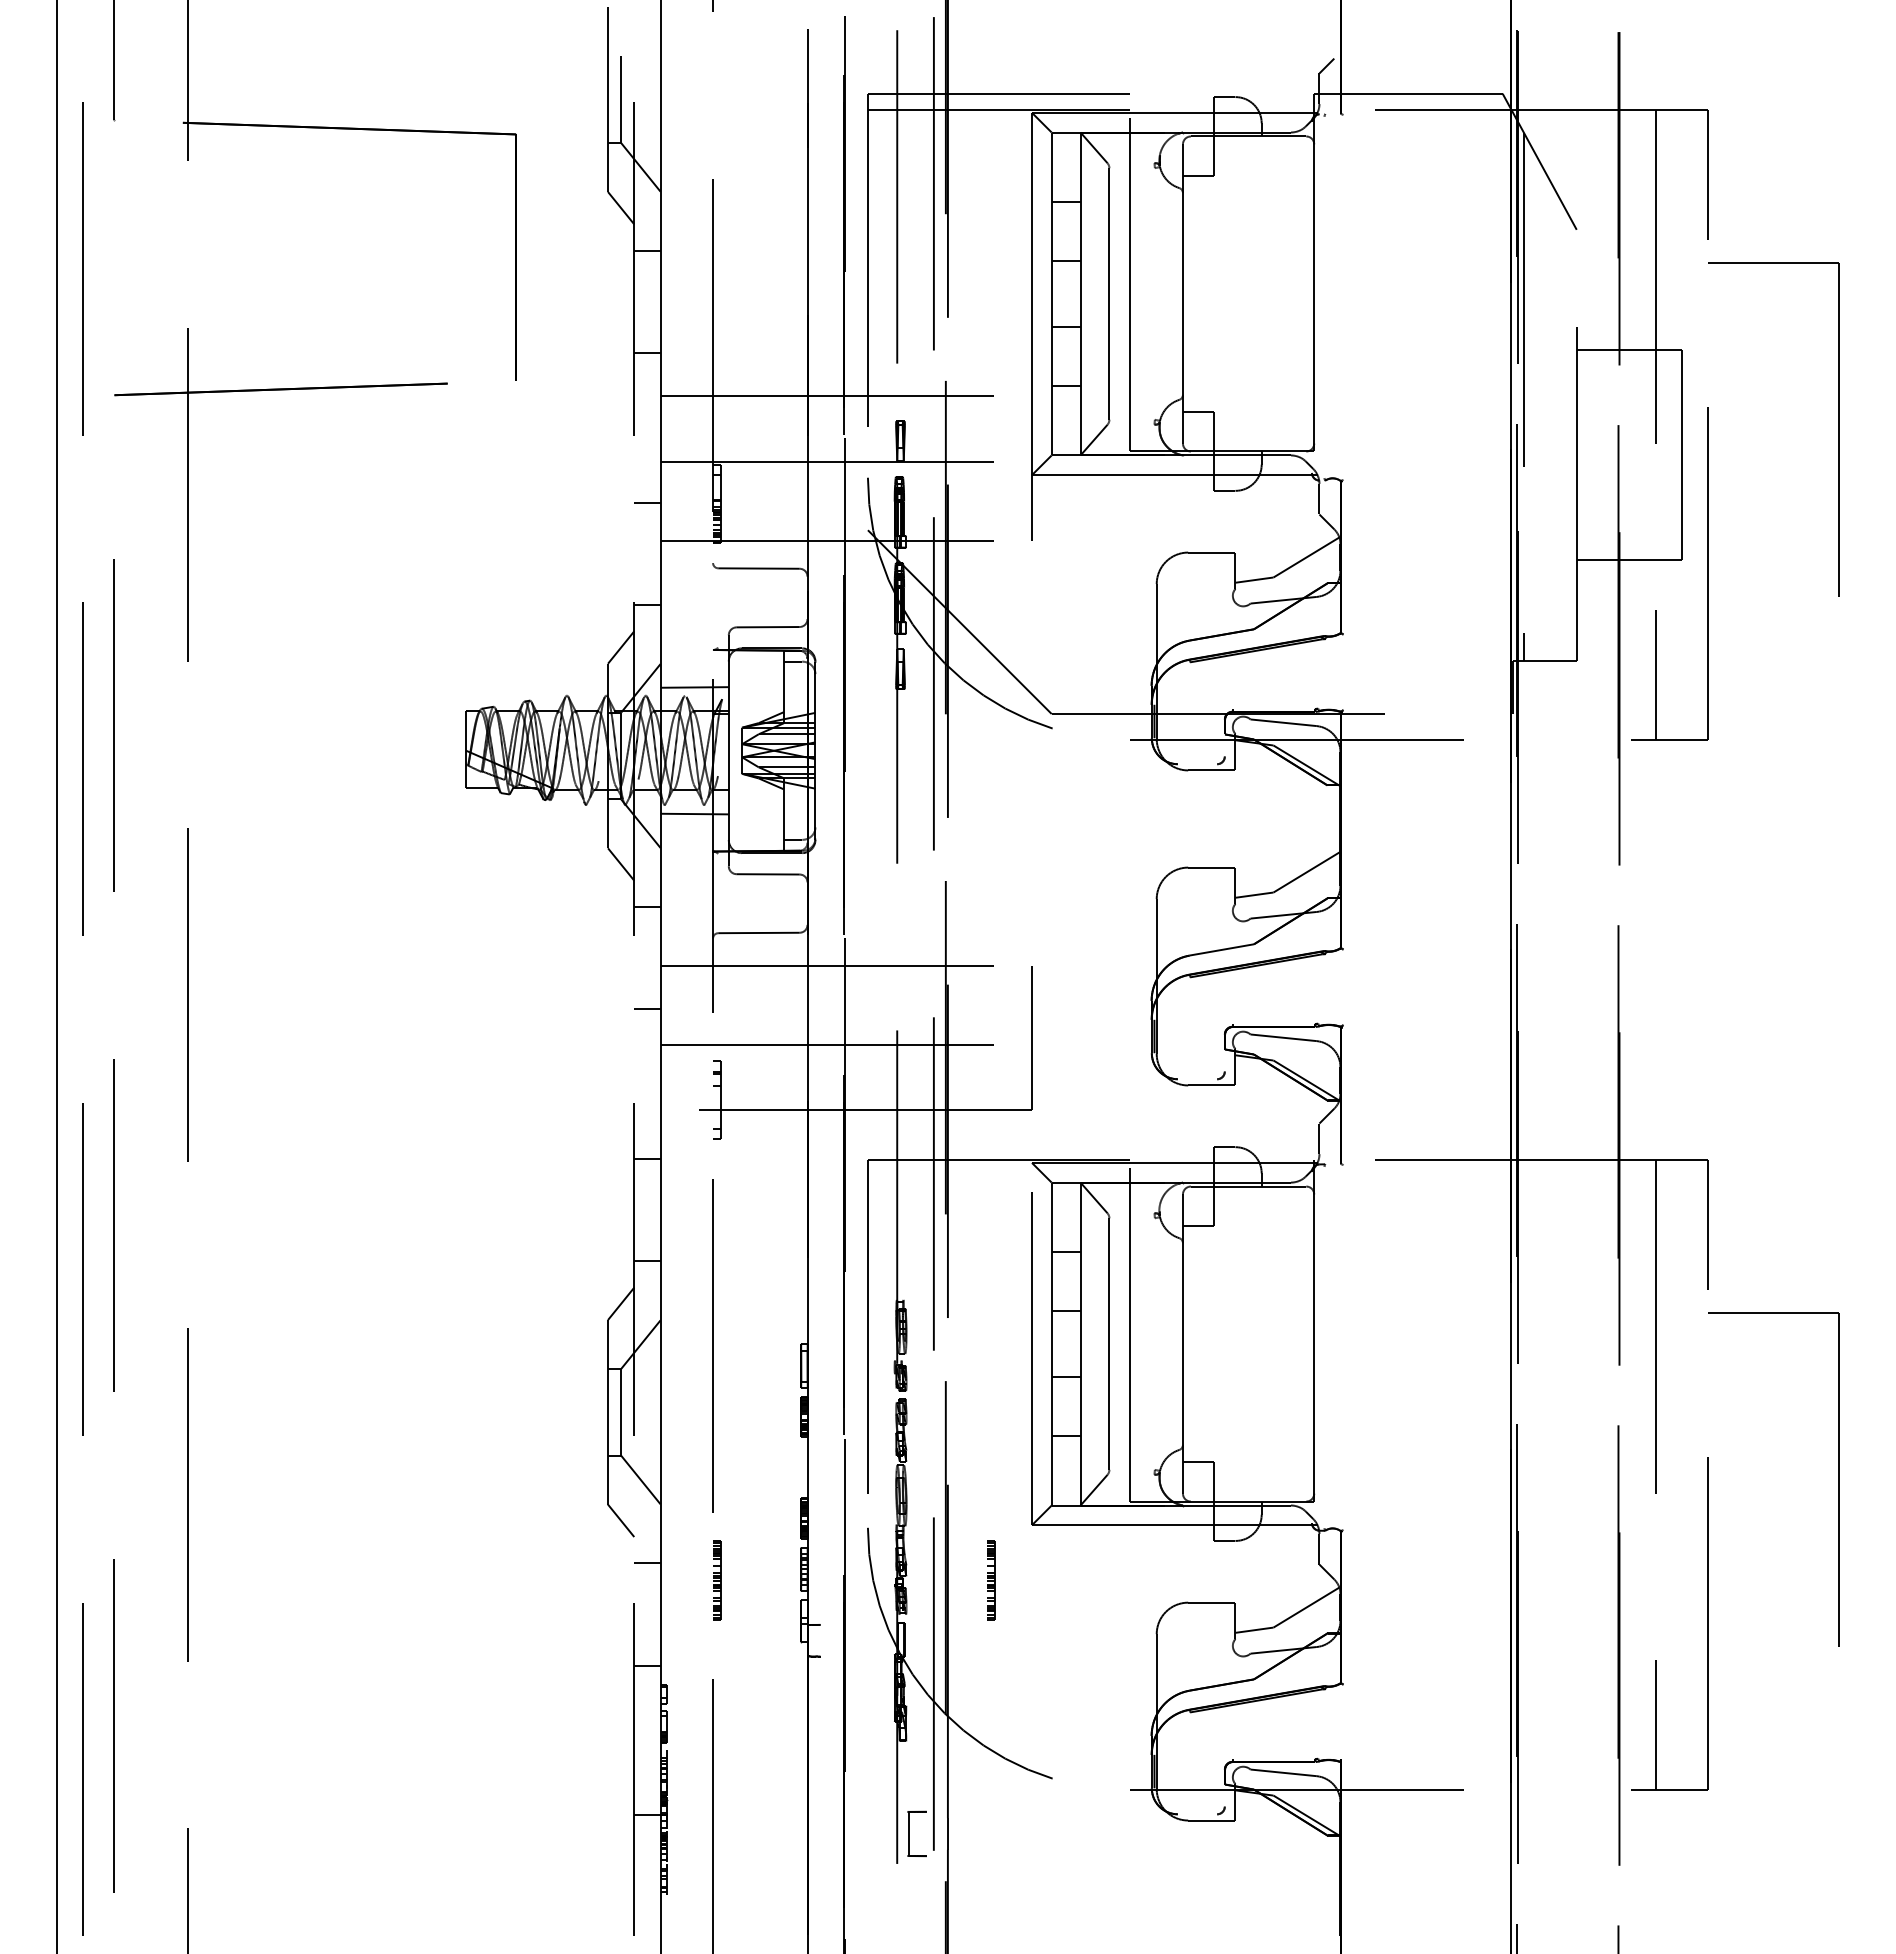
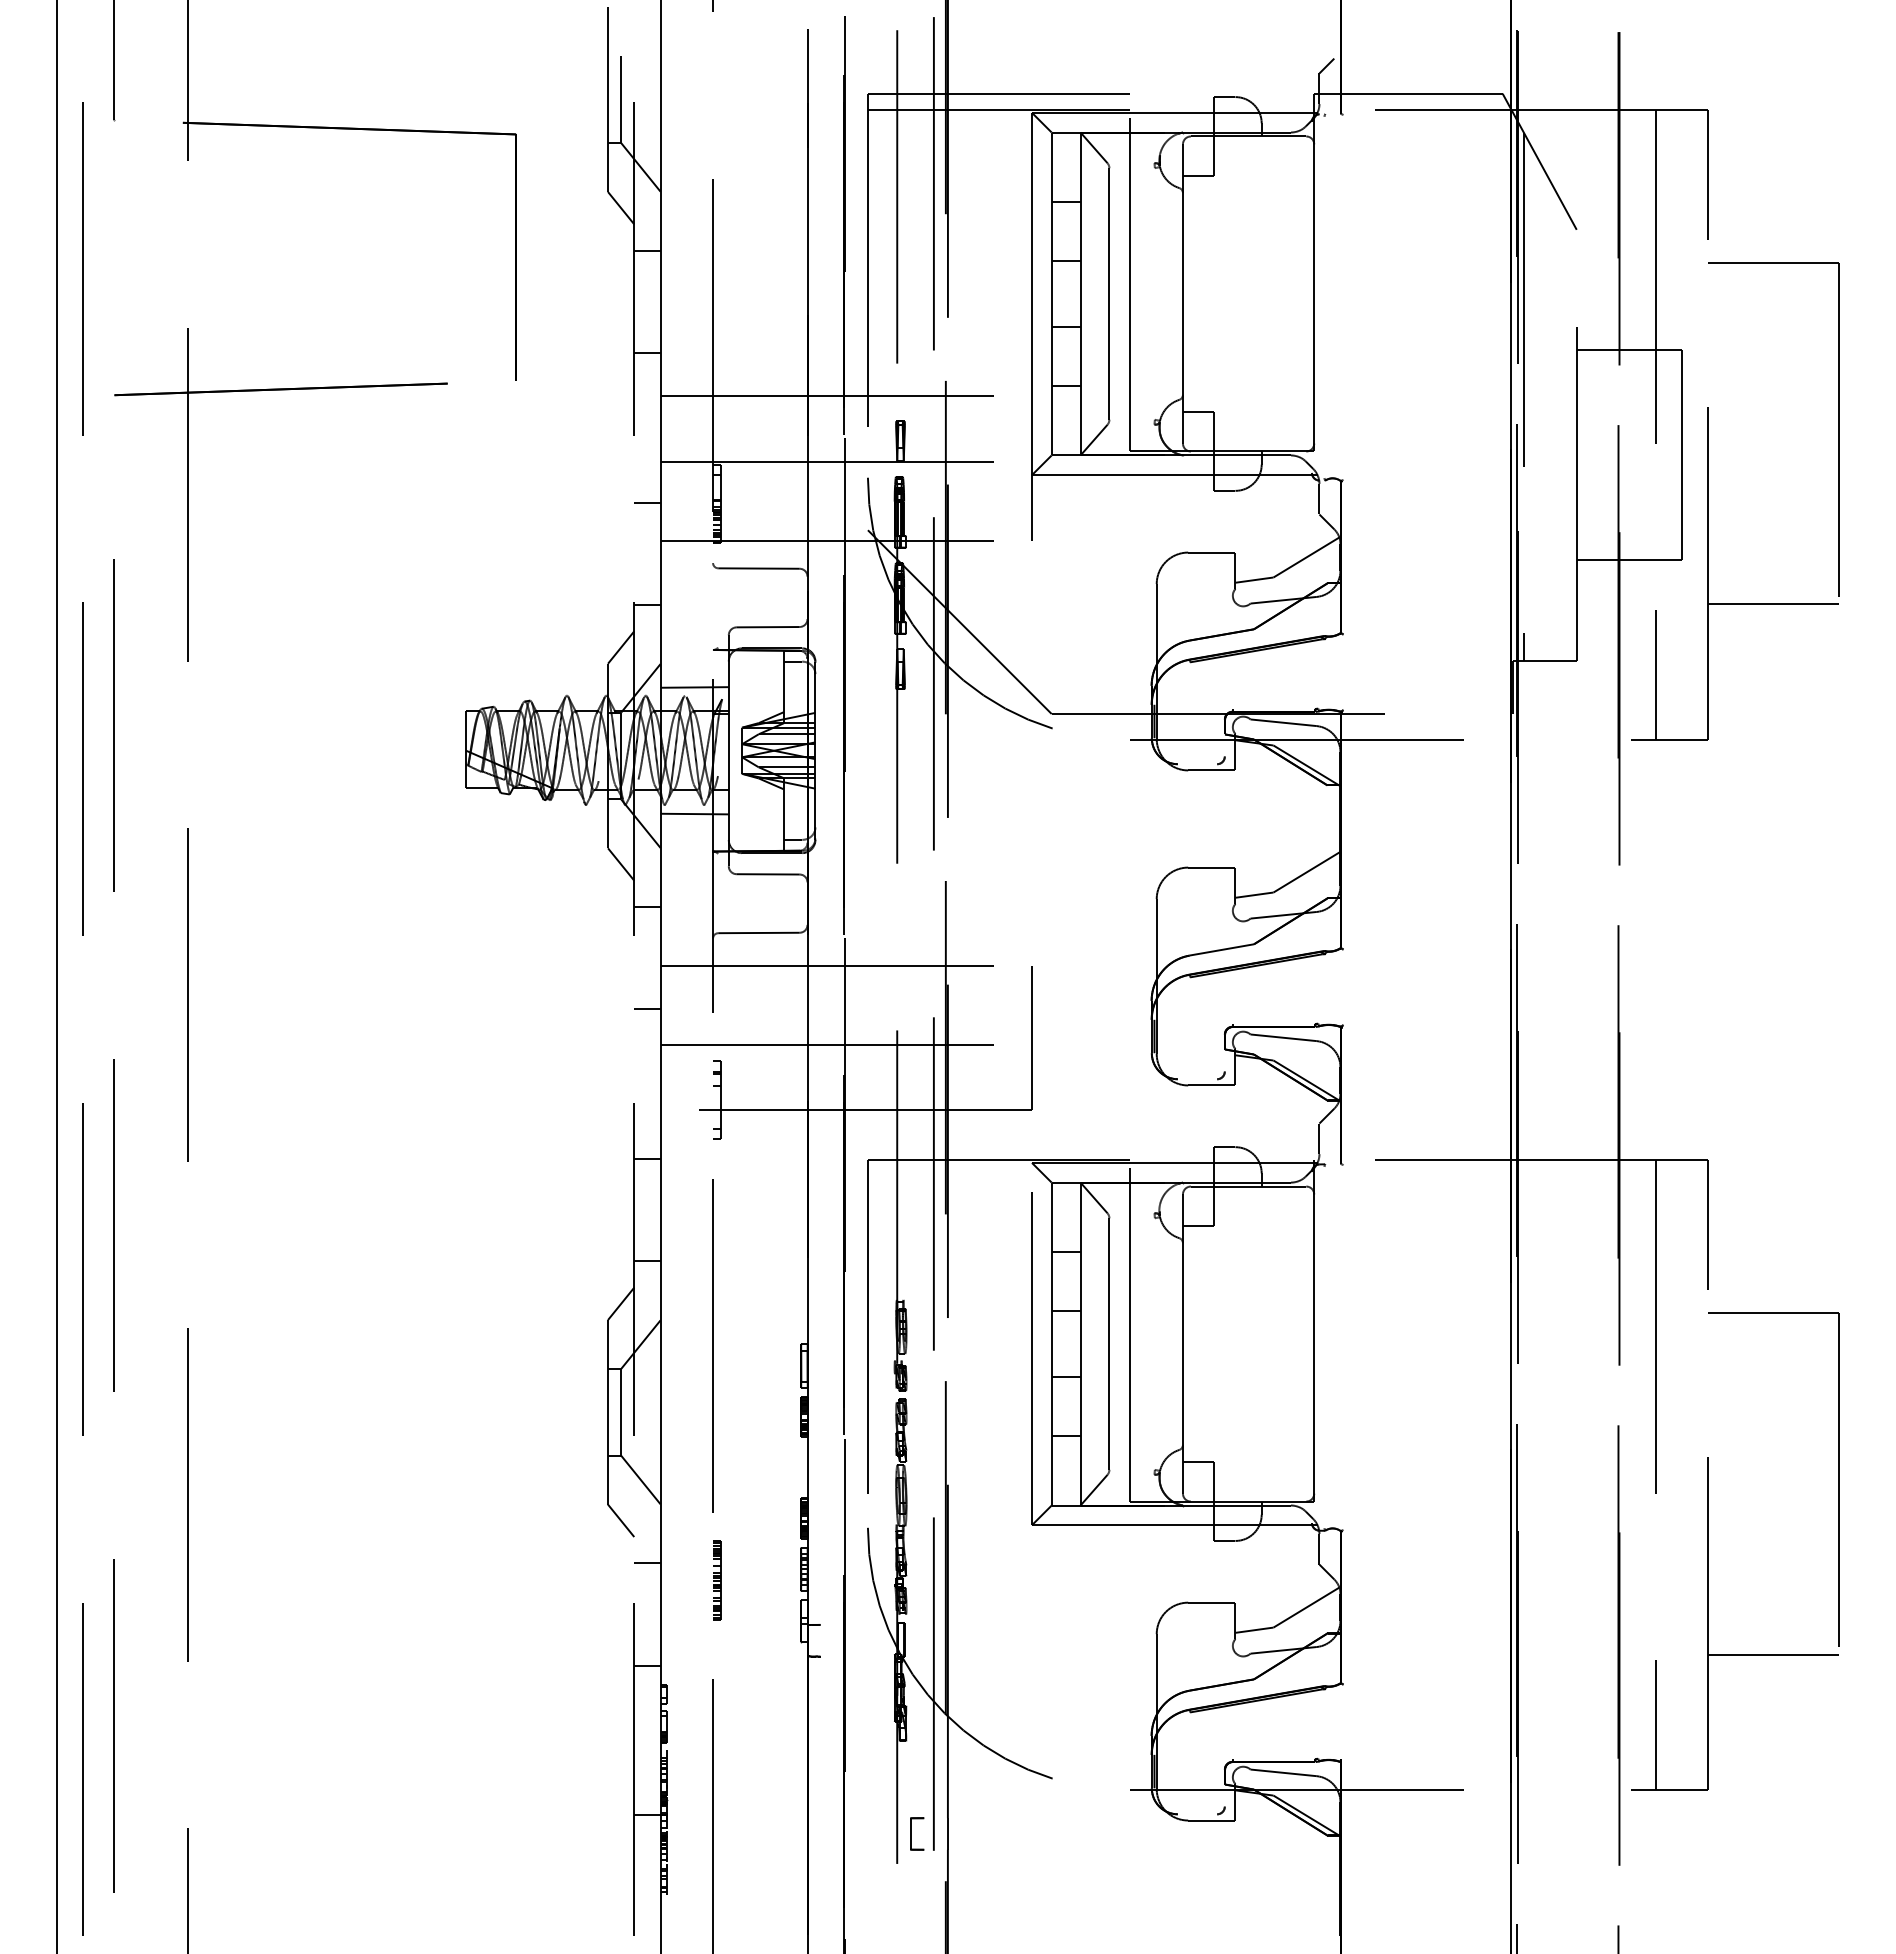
line: none -> present (1773, 604)
part: present -> none (991, 1580)
line: none -> present (1773, 1654)
part size: 20x48 px -> 15x34 px (917, 1833)
